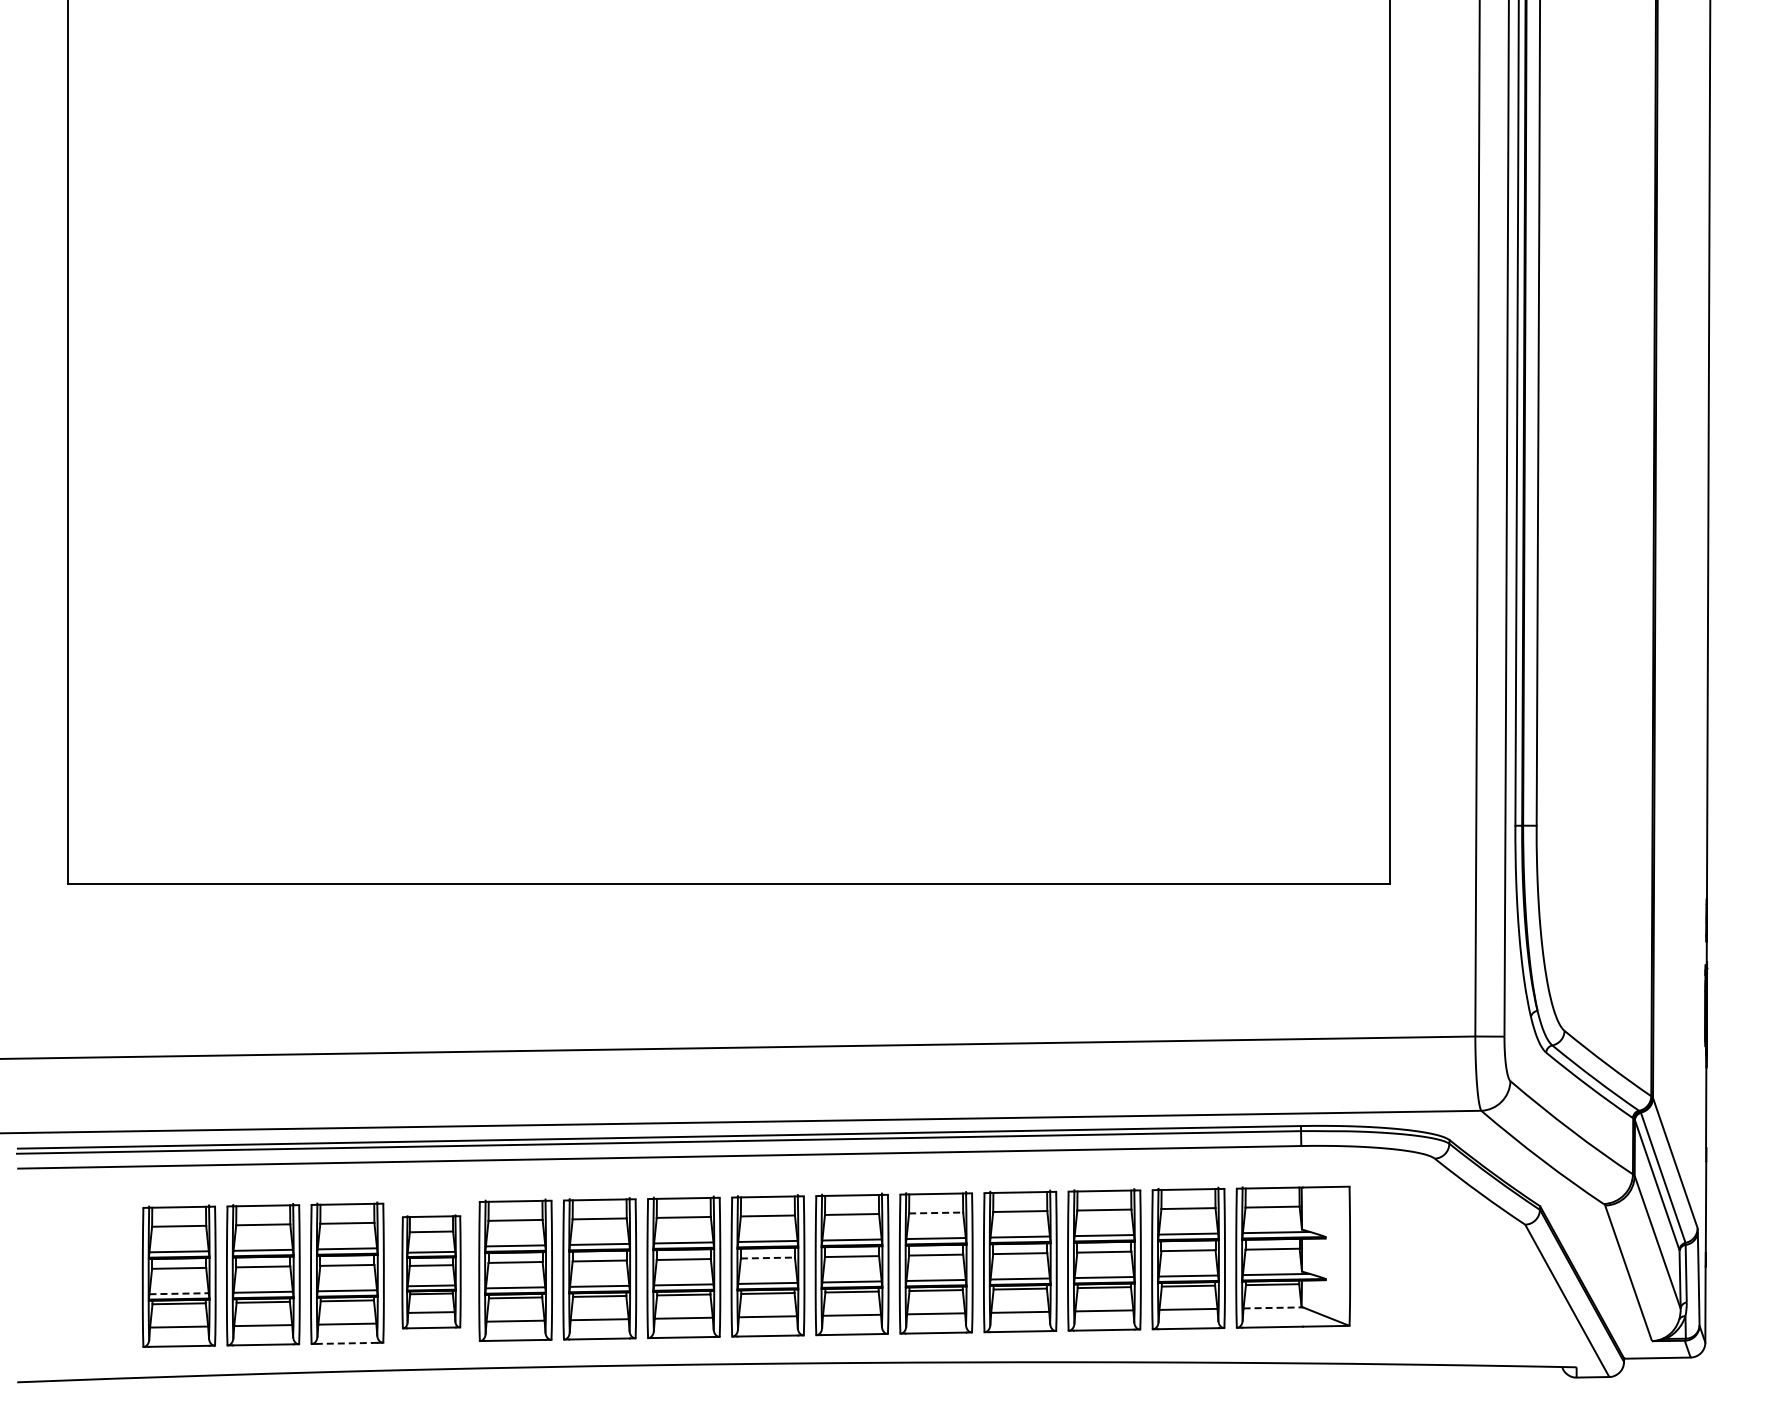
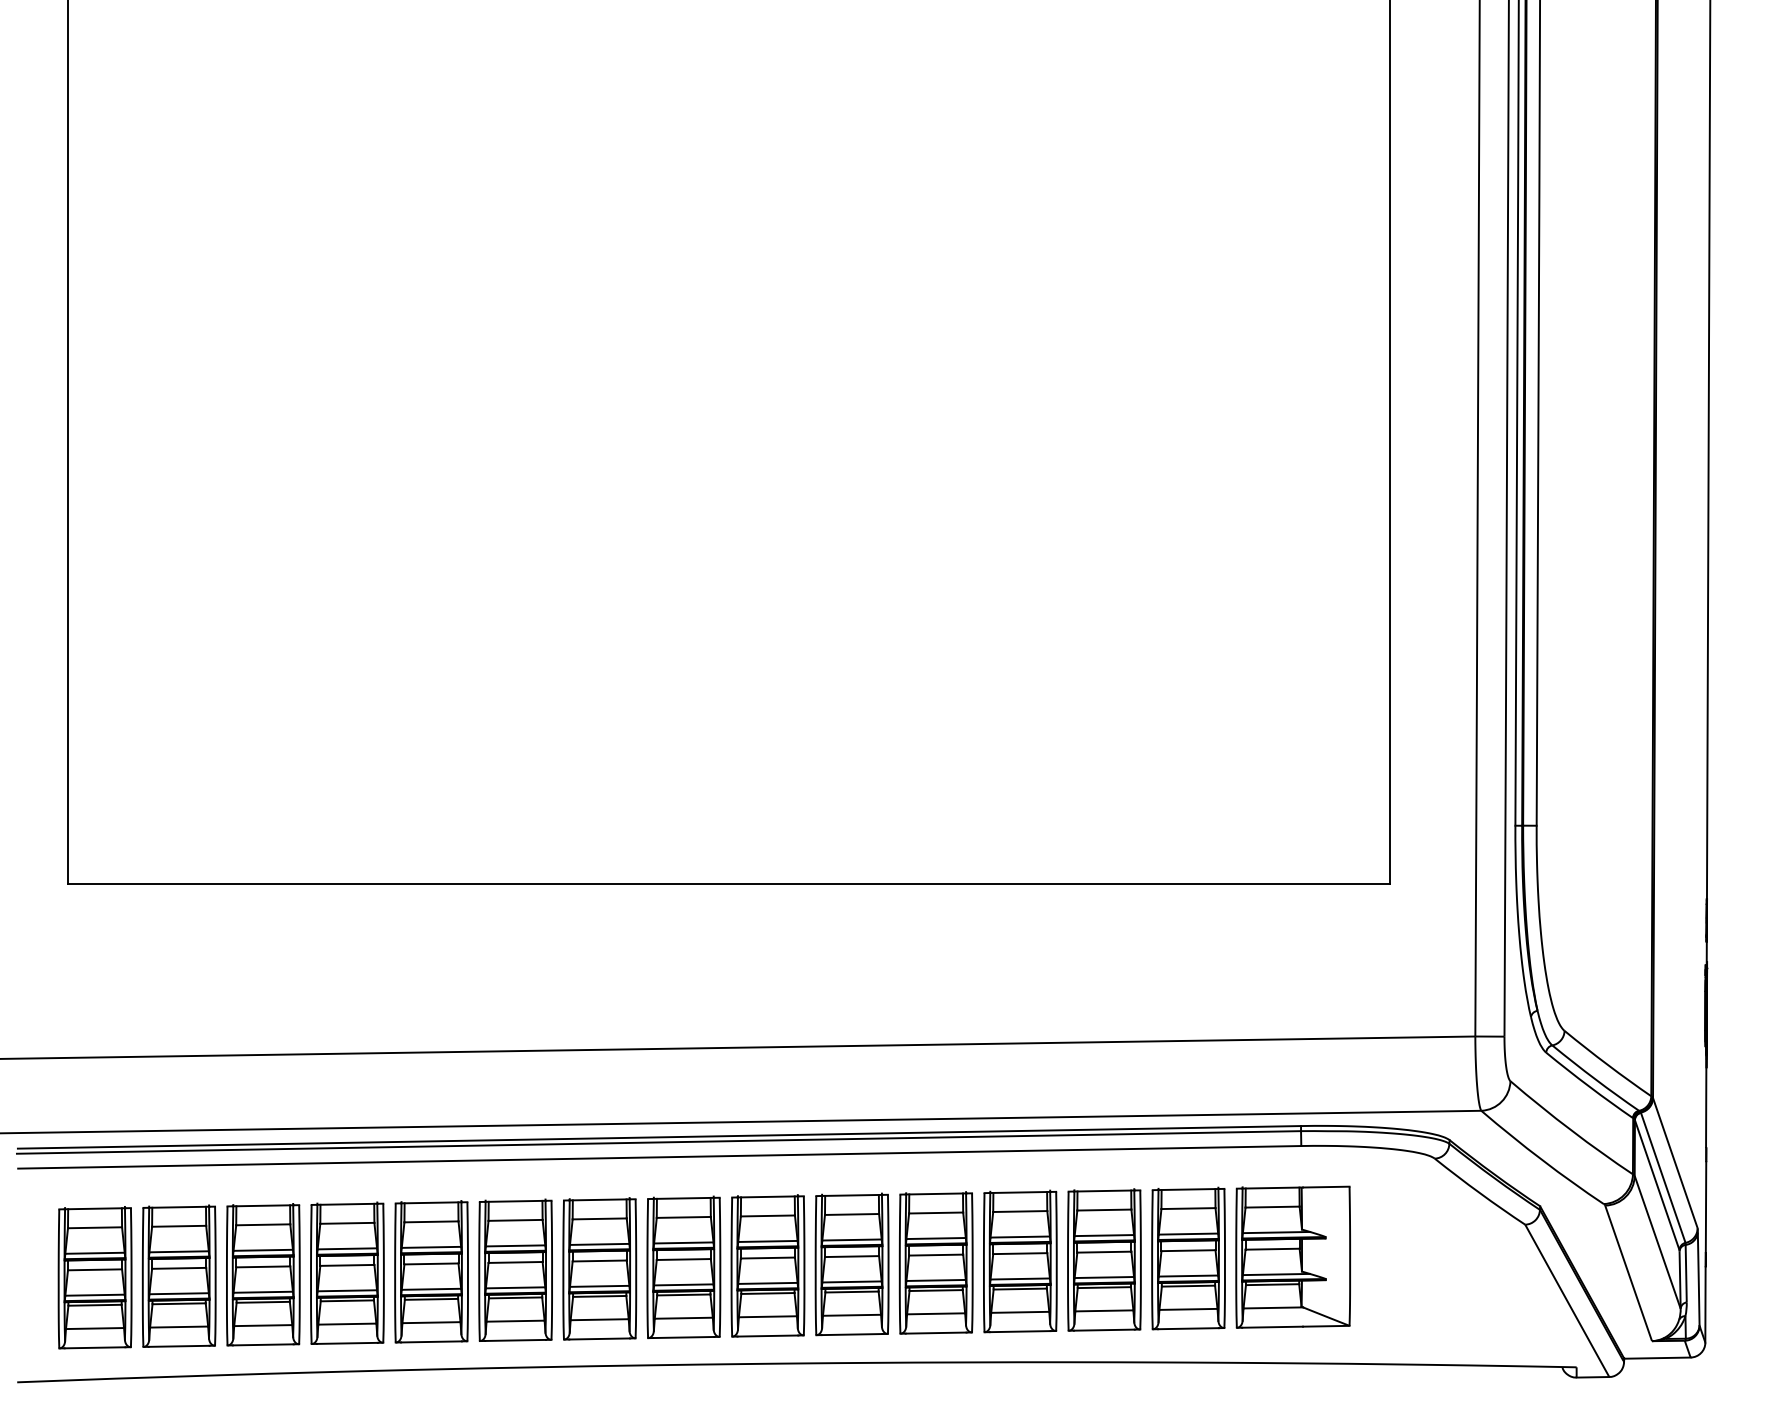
line: dashed -> solid (936, 1213)
line: dashed -> solid (768, 1258)
part size: 61x116 px -> 75x144 px (431, 1271)
part: none -> present (94, 1277)
line: dashed -> solid (179, 1293)
line: dashed -> solid (1273, 1307)
line: dashed -> solid (346, 1343)
